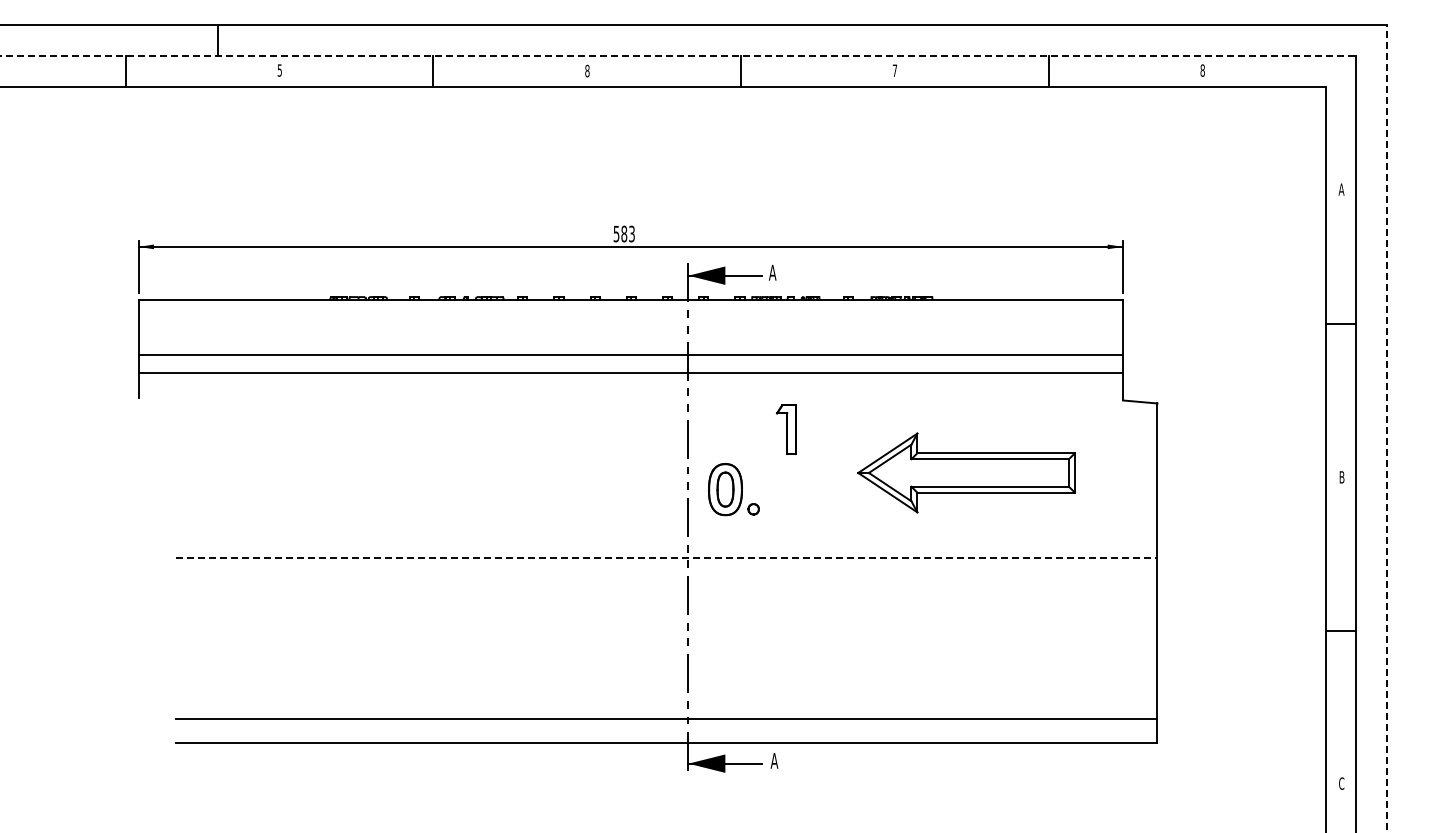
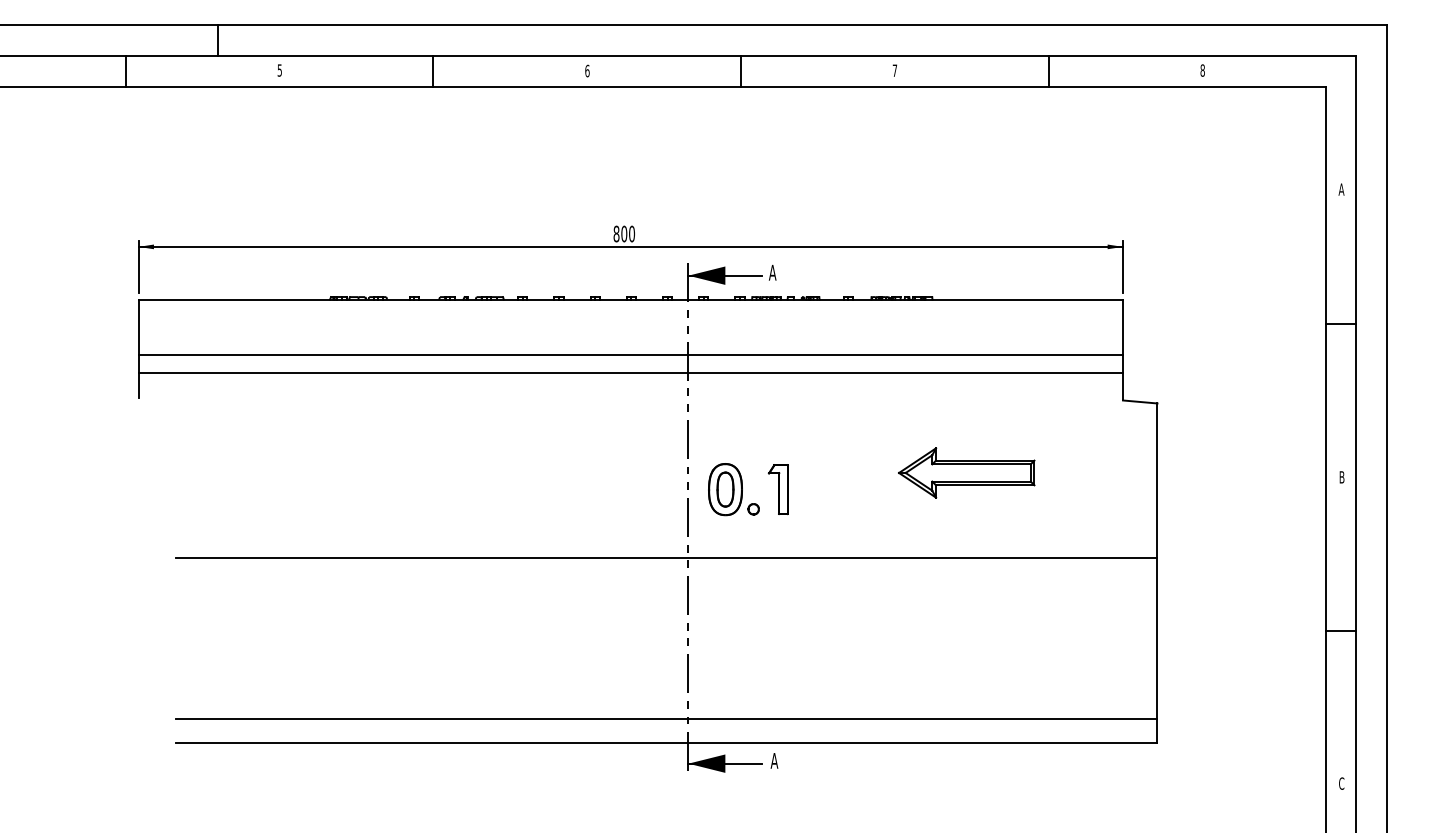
line: dashed -> solid (678, 55)
text: 8 -> 6 (587, 70)
text: 583 -> 800 (624, 233)
part position: (785, 429) -> (777, 489) (777, 489)
line: dashed -> solid (1387, 429)
part size: 219x82 px -> 138x52 px (966, 472)
line: dashed -> solid (666, 557)
